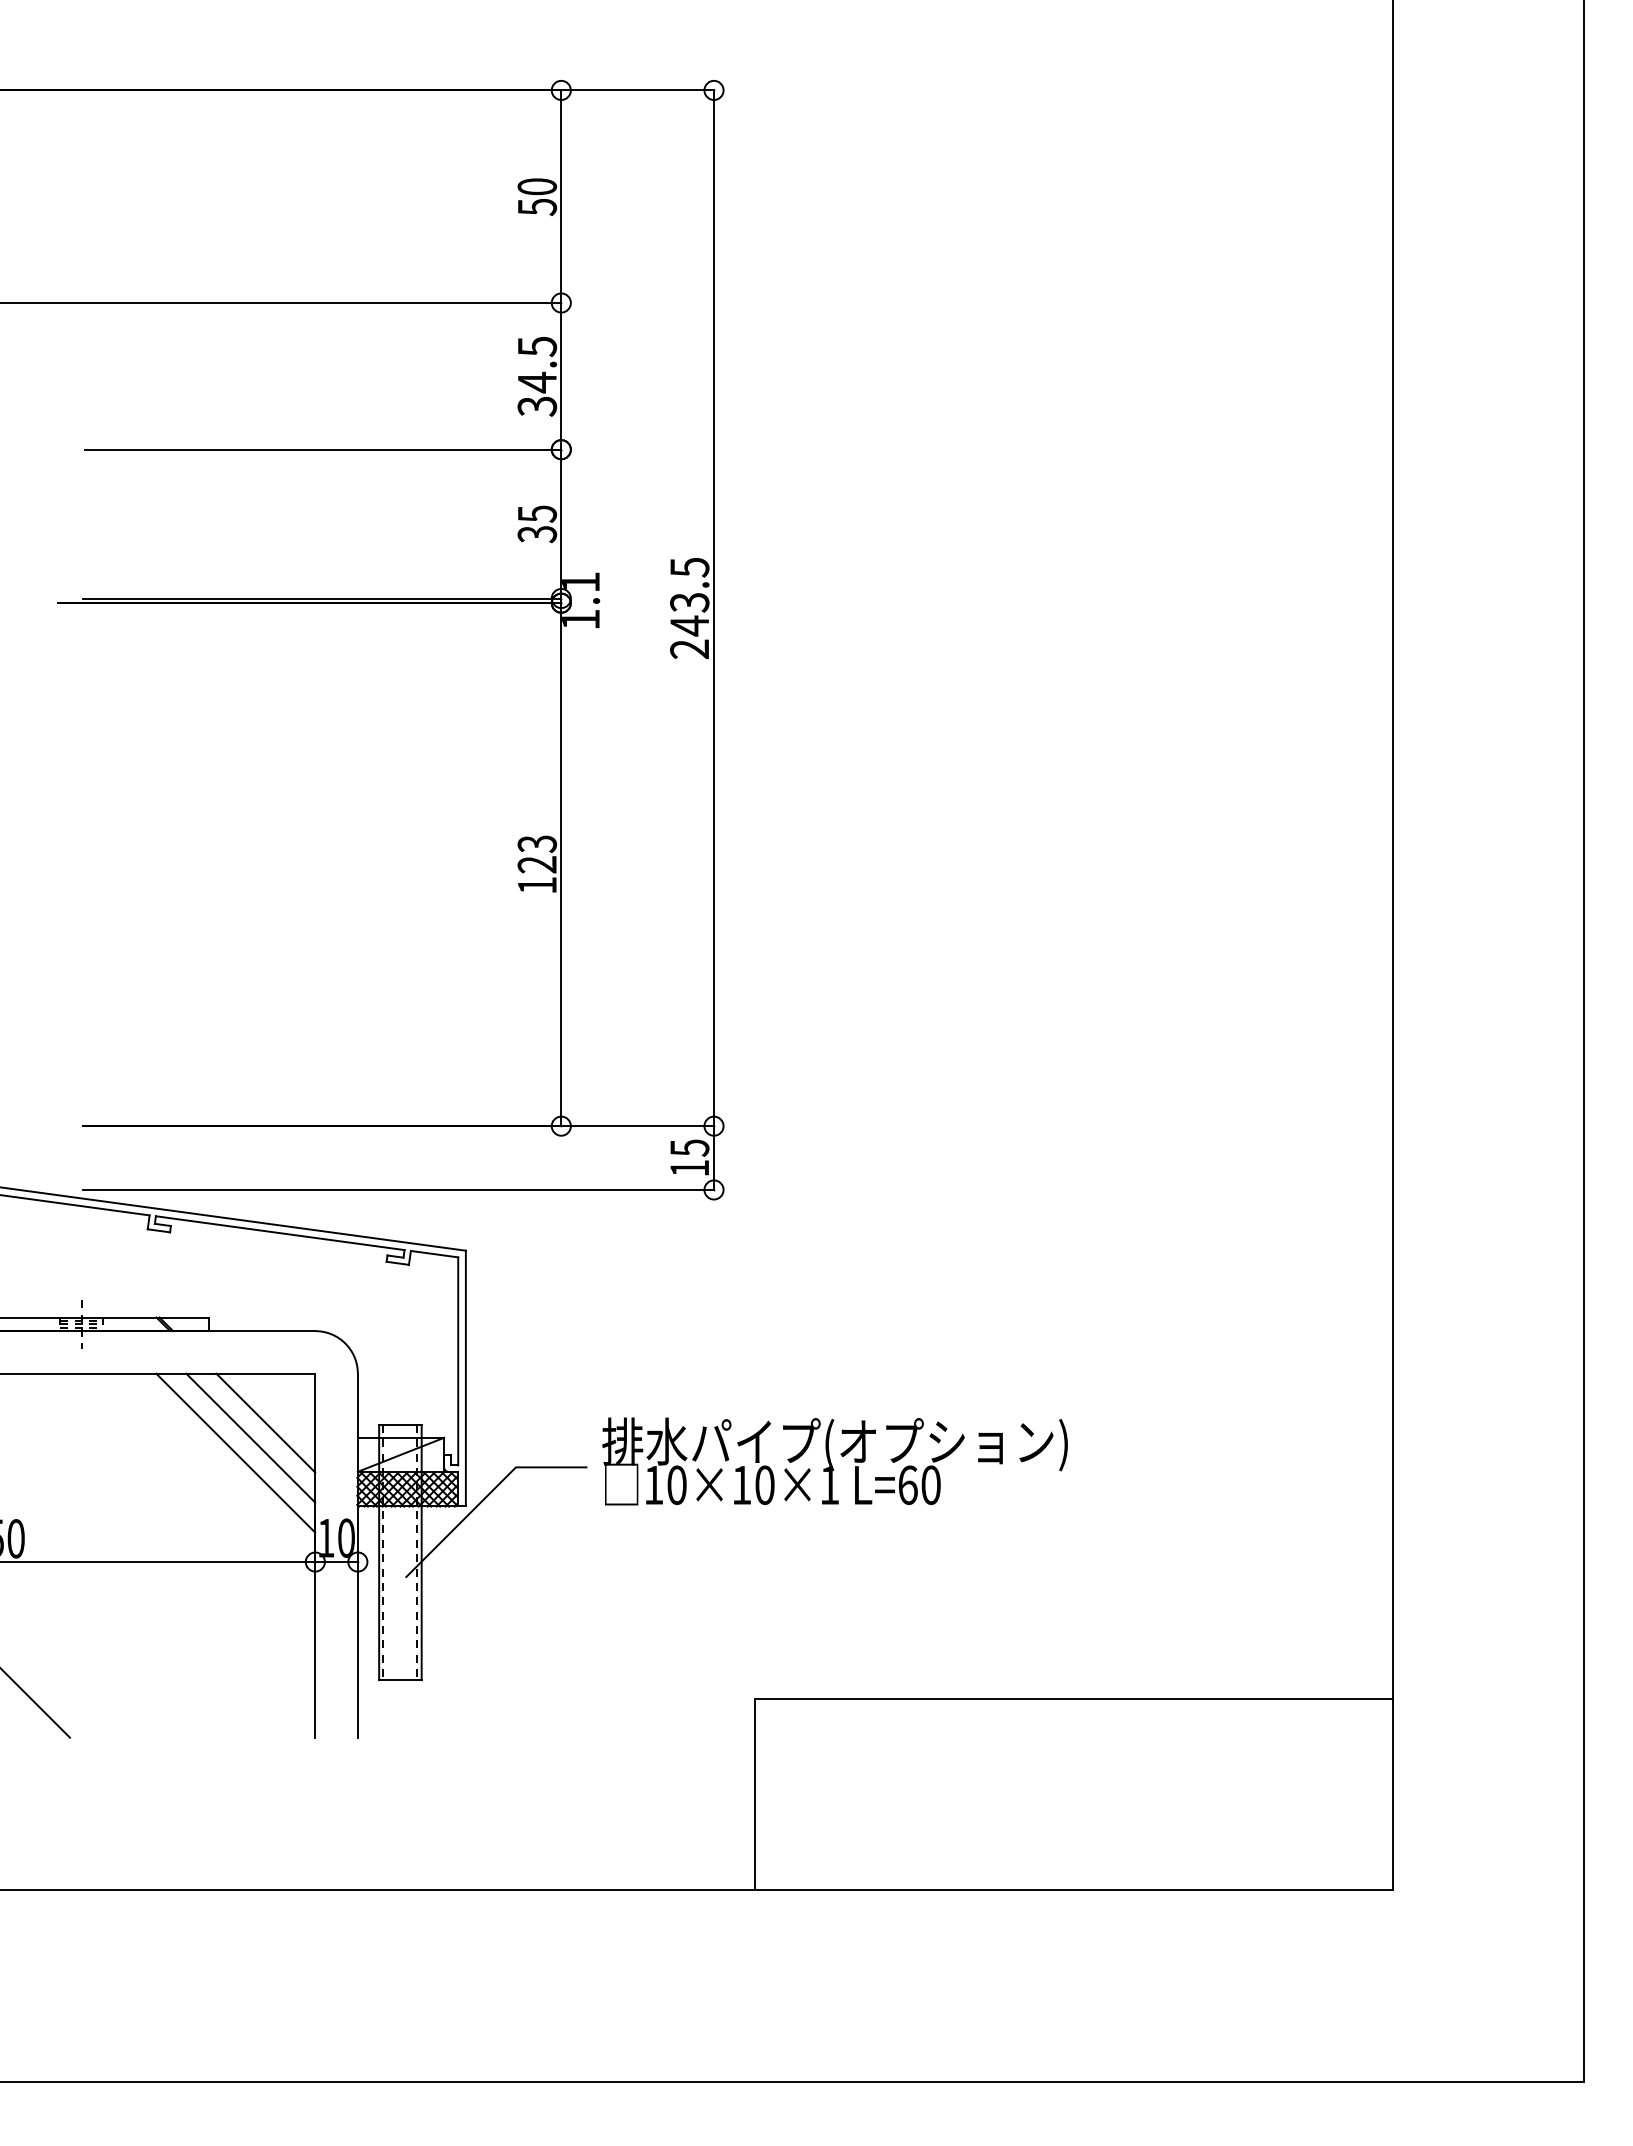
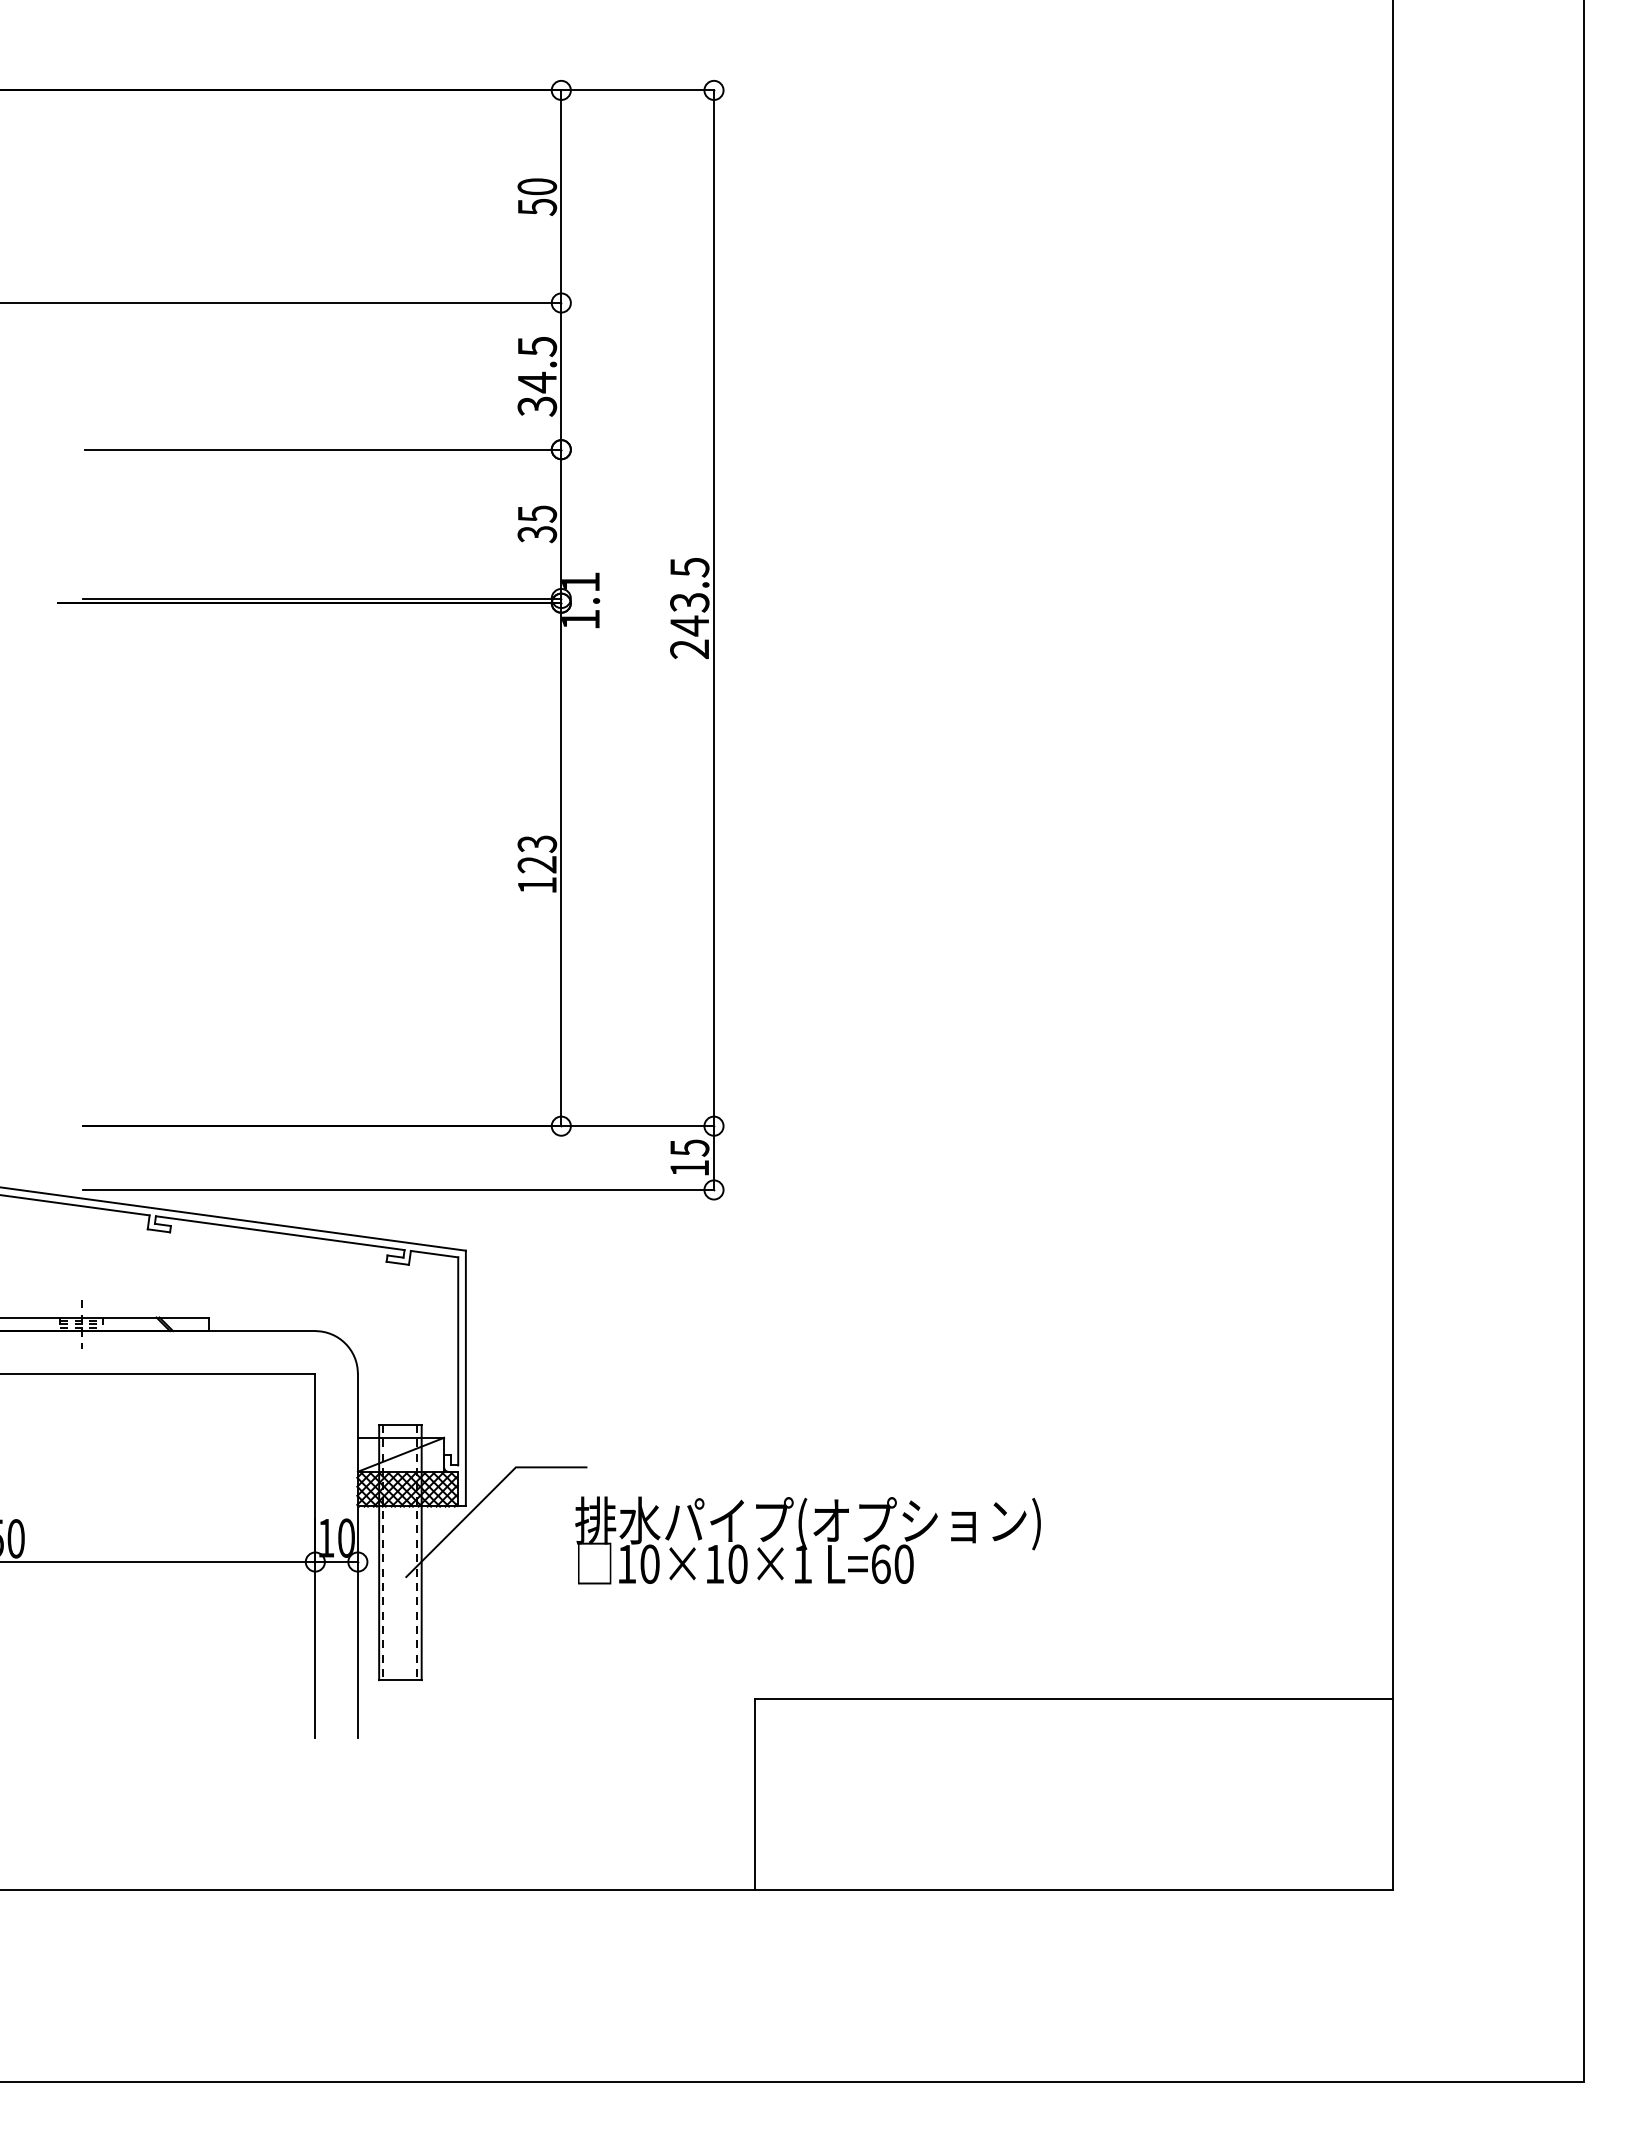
line: present -> none (265, 1422)
line: present -> none (250, 1437)
line: present -> none (235, 1452)
text position: (834, 1461) -> (807, 1540) (807, 1540)
line: present -> none (36, 1703)
